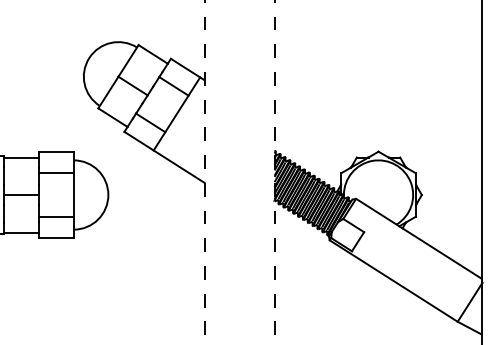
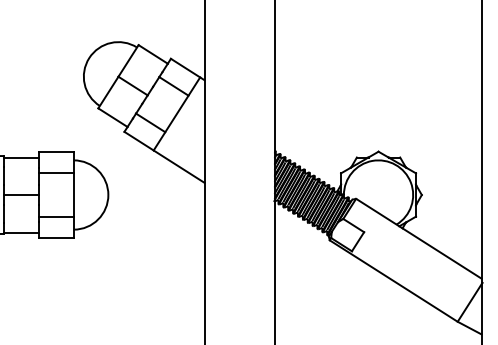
line: dashed -> solid (205, 172)
line: dashed -> solid (274, 172)
